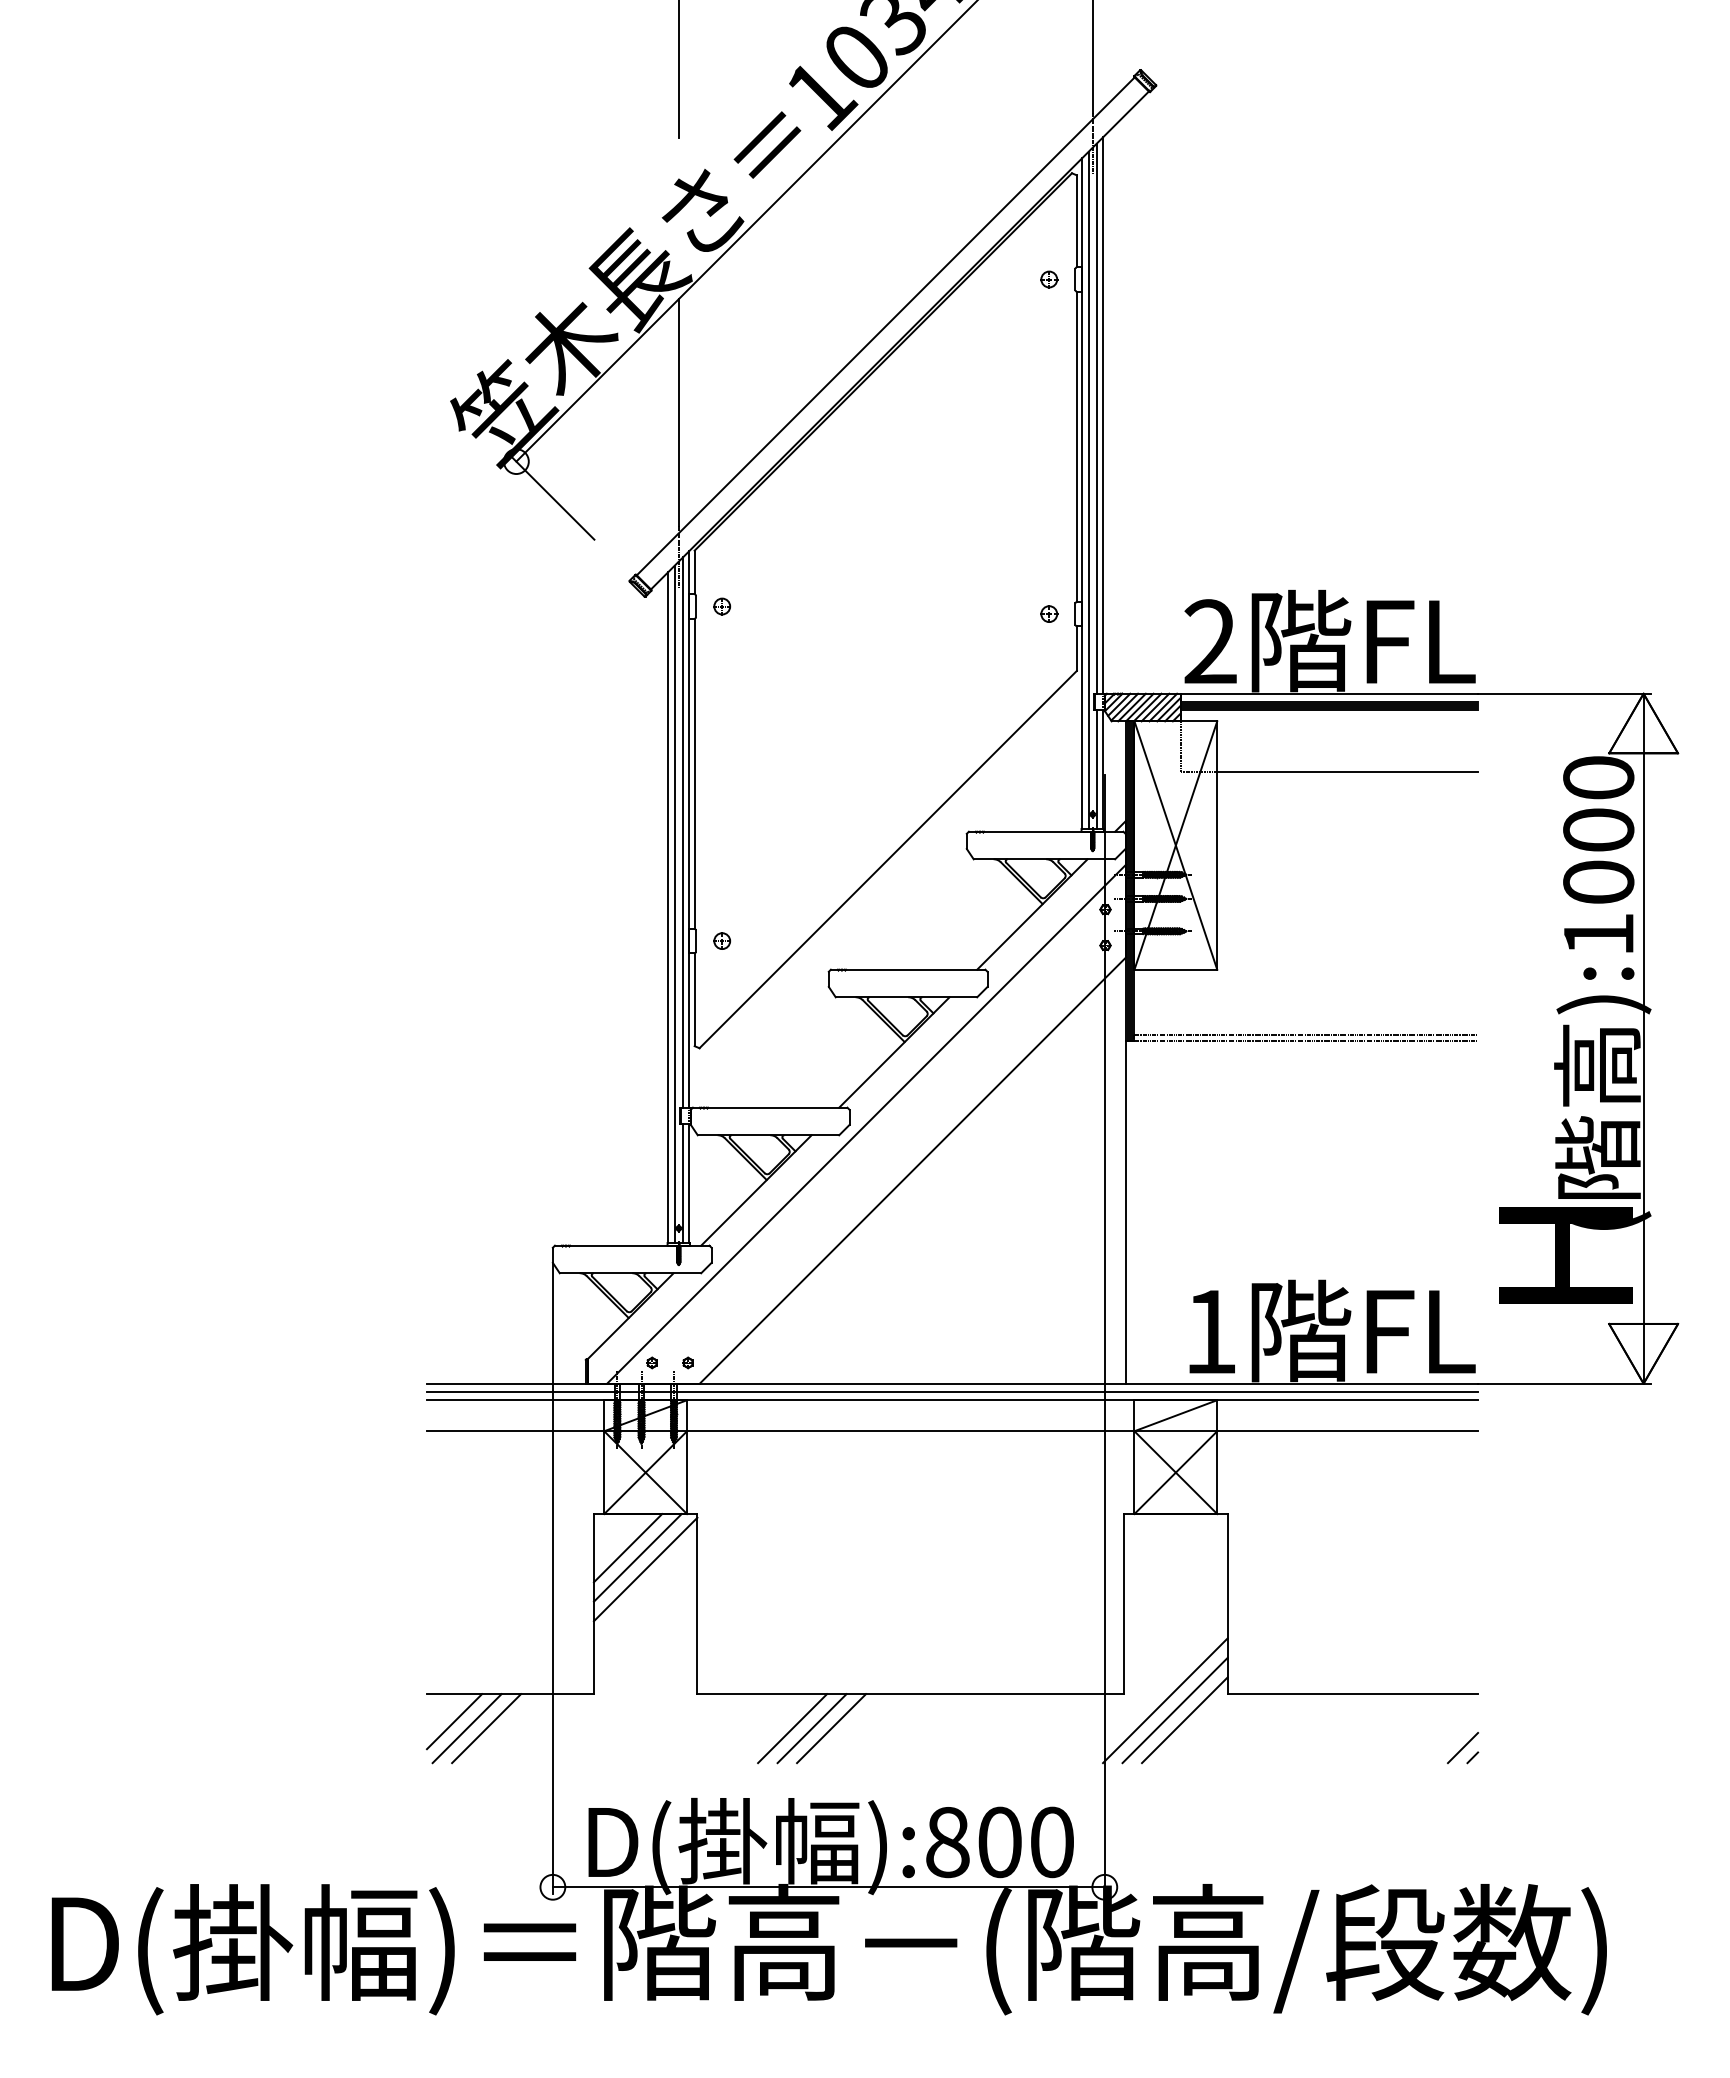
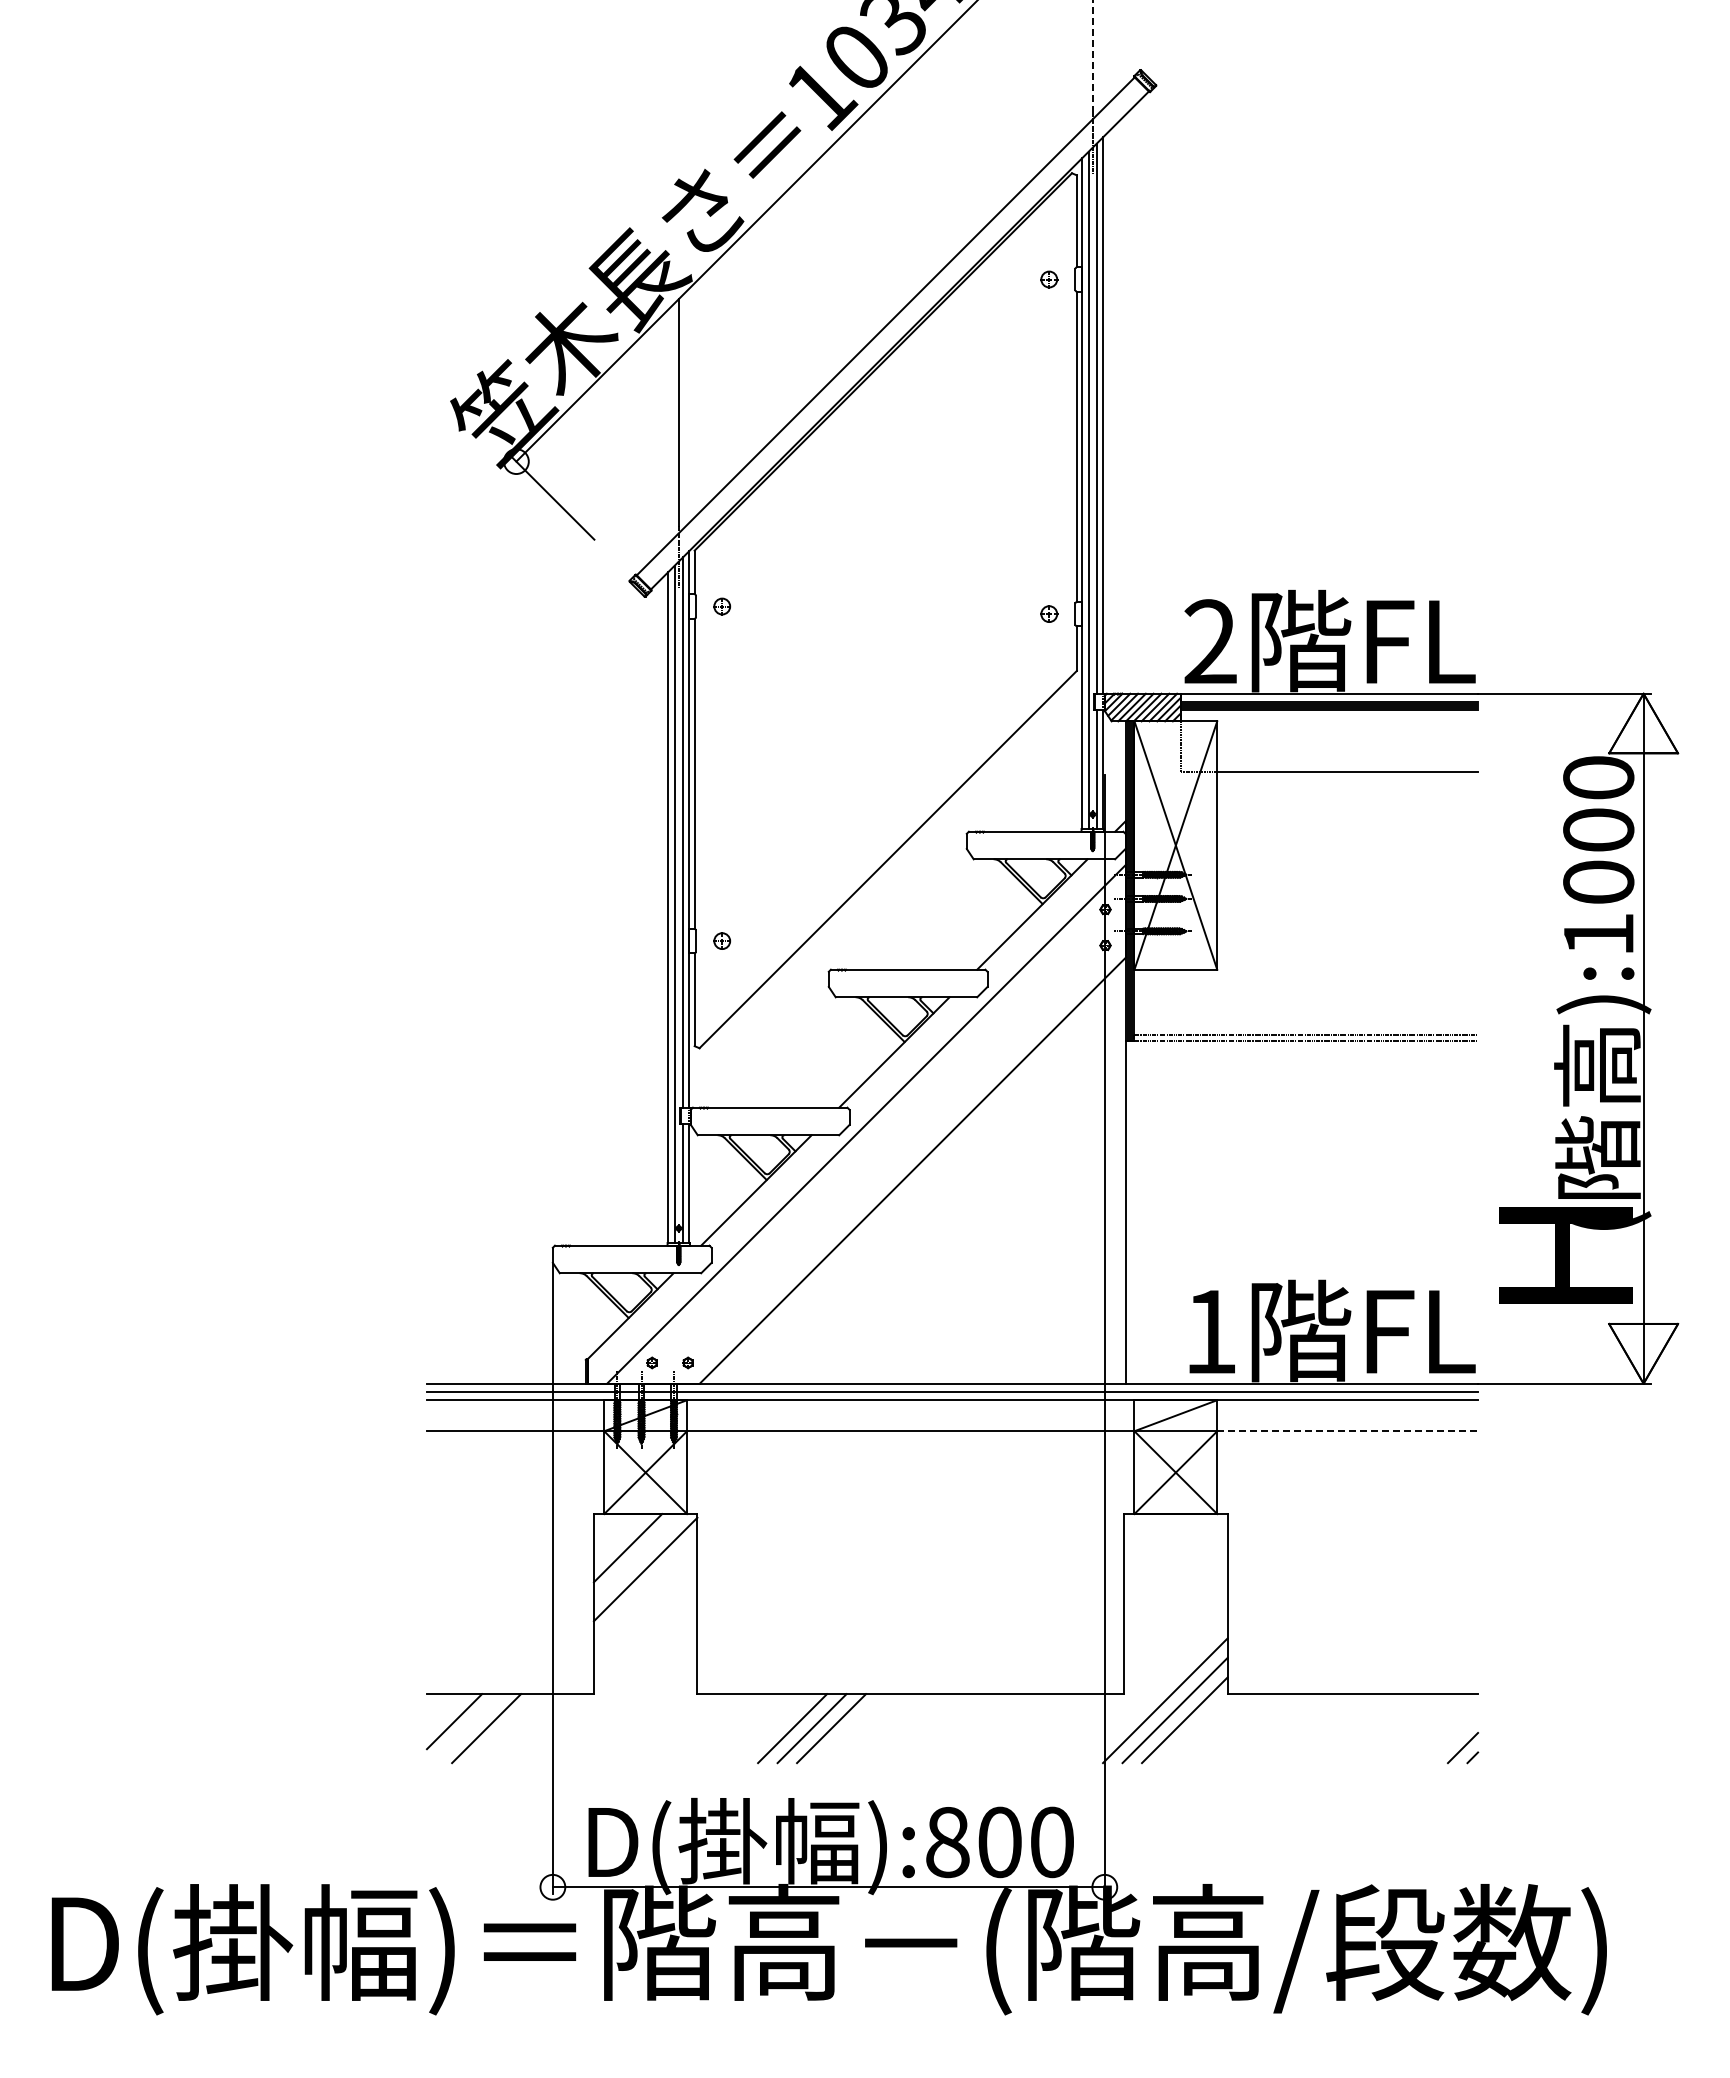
line: solid -> dashed (1092, 56)
line: present -> none (678, 70)
line: solid -> dashed (1348, 1431)
line: present -> none (637, 1557)
line: present -> none (466, 1728)
